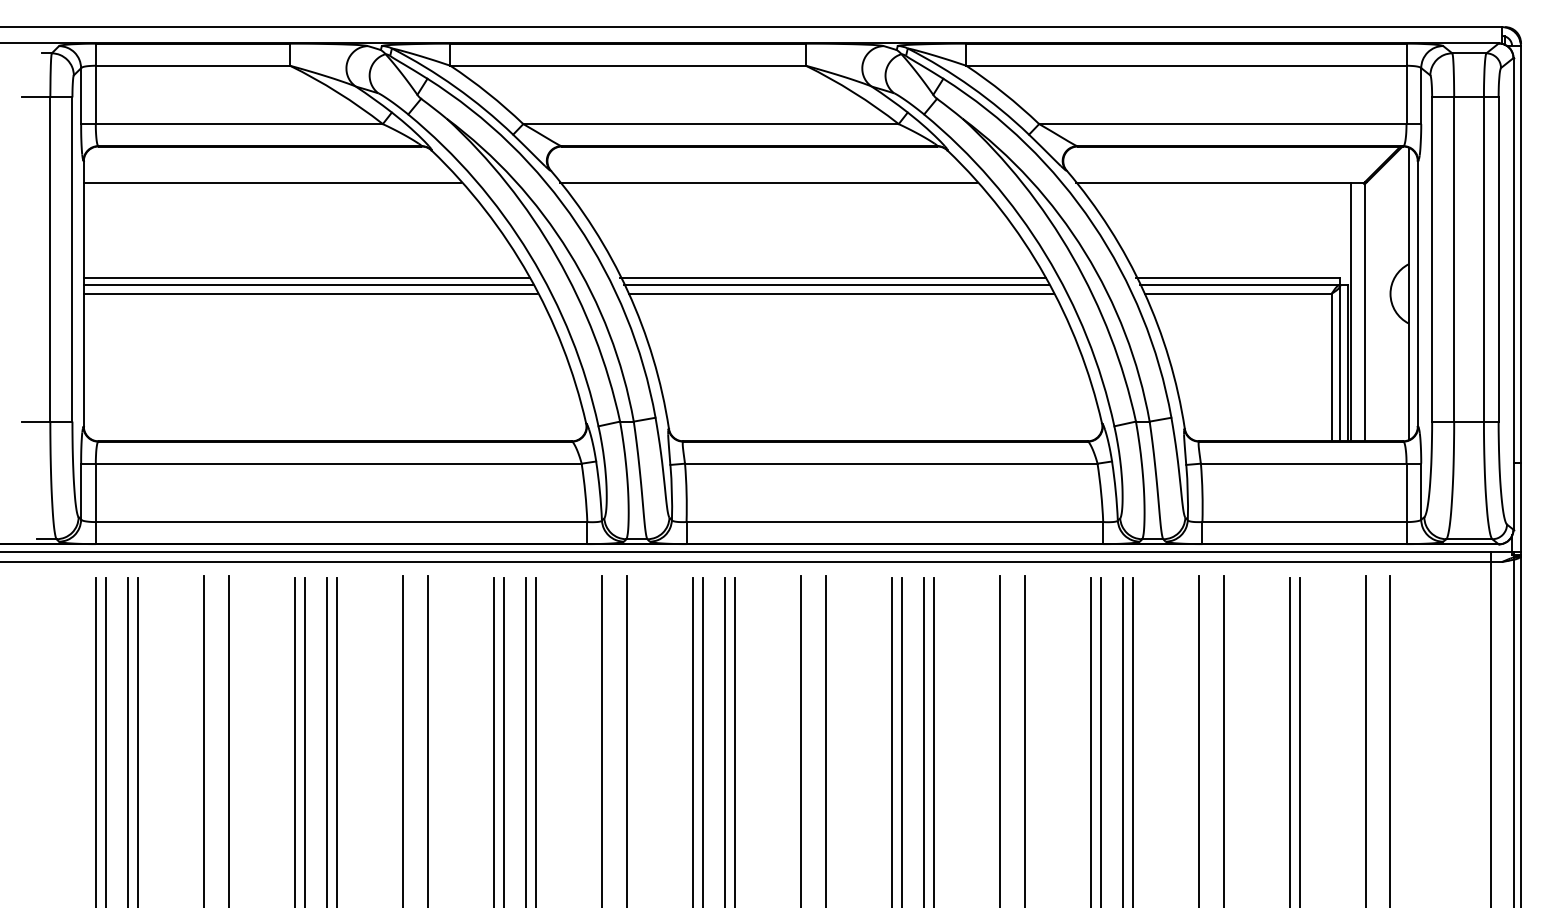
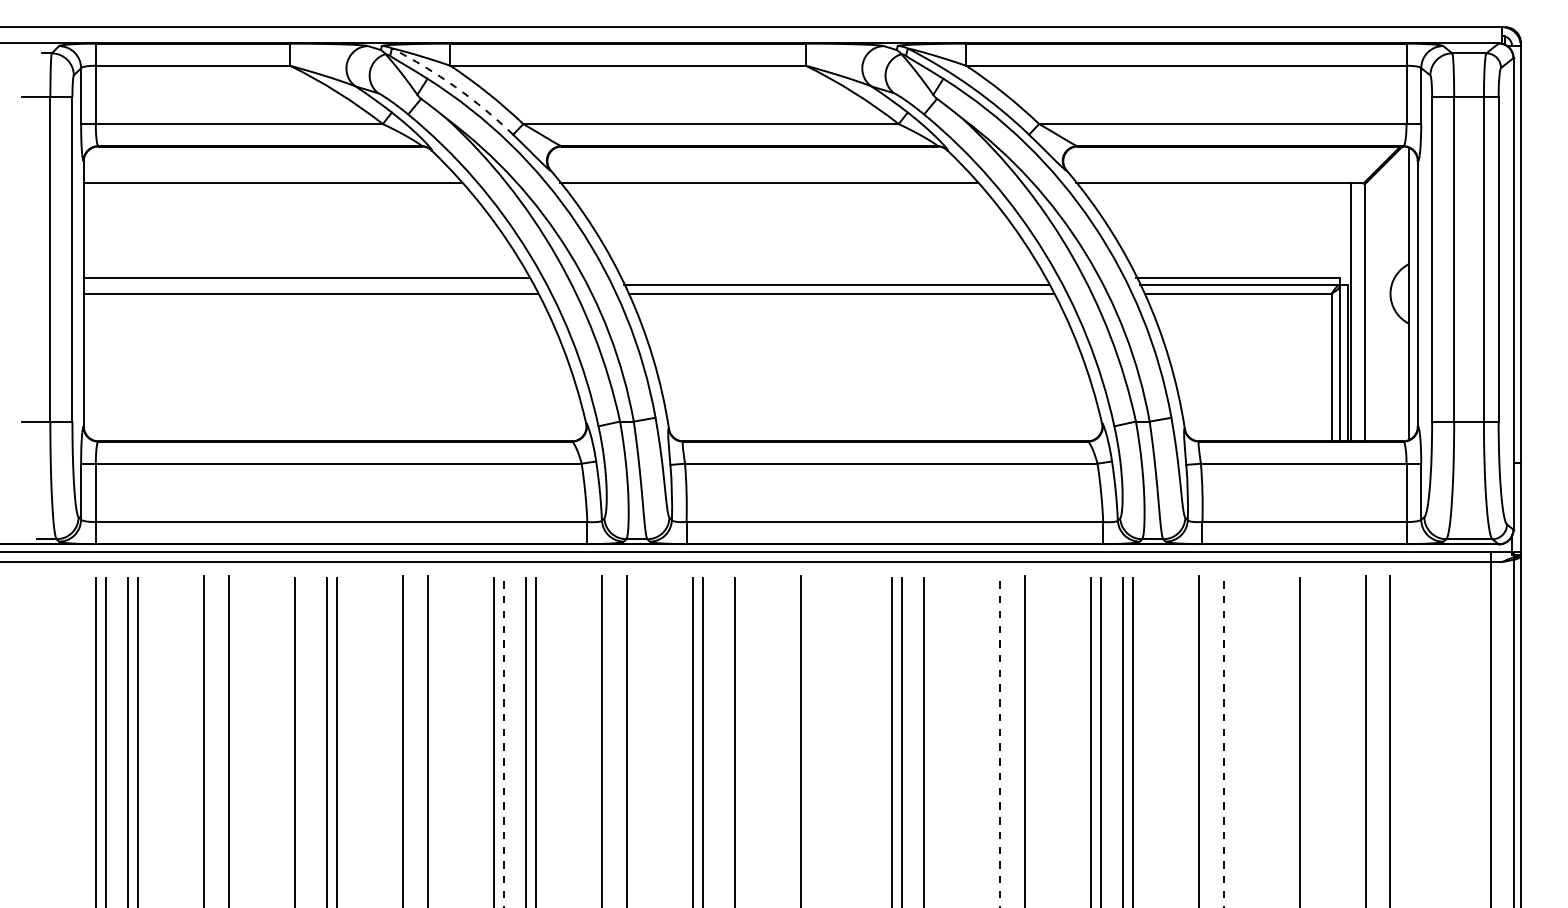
arc: solid -> dashed (455, 87)
line: present -> none (832, 277)
line: present -> none (308, 285)
line: present -> none (825, 739)
line: present -> none (305, 740)
line: present -> none (724, 740)
line: present -> none (934, 741)
line: solid -> dashed (1000, 741)
line: solid -> dashed (1223, 741)
line: present -> none (1289, 741)
line: solid -> dashed (504, 742)
